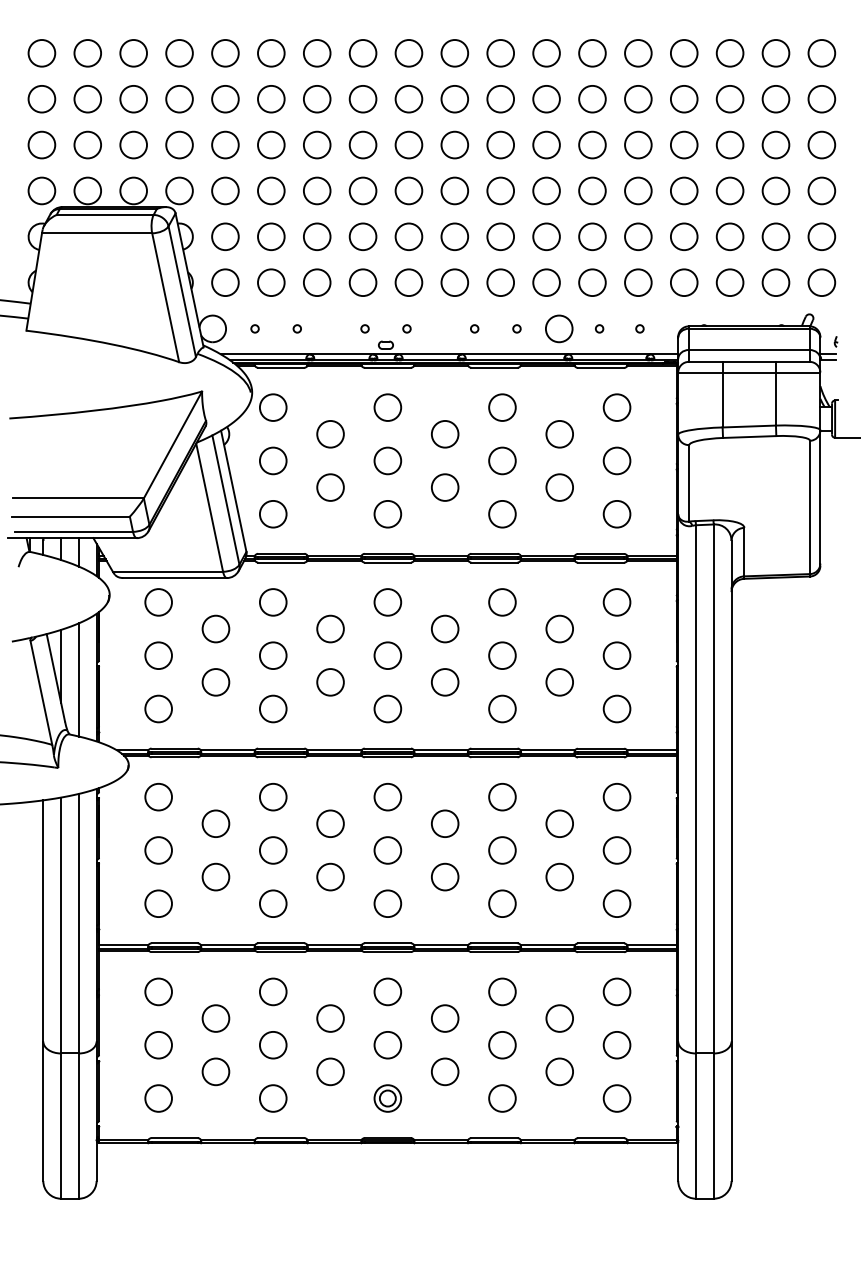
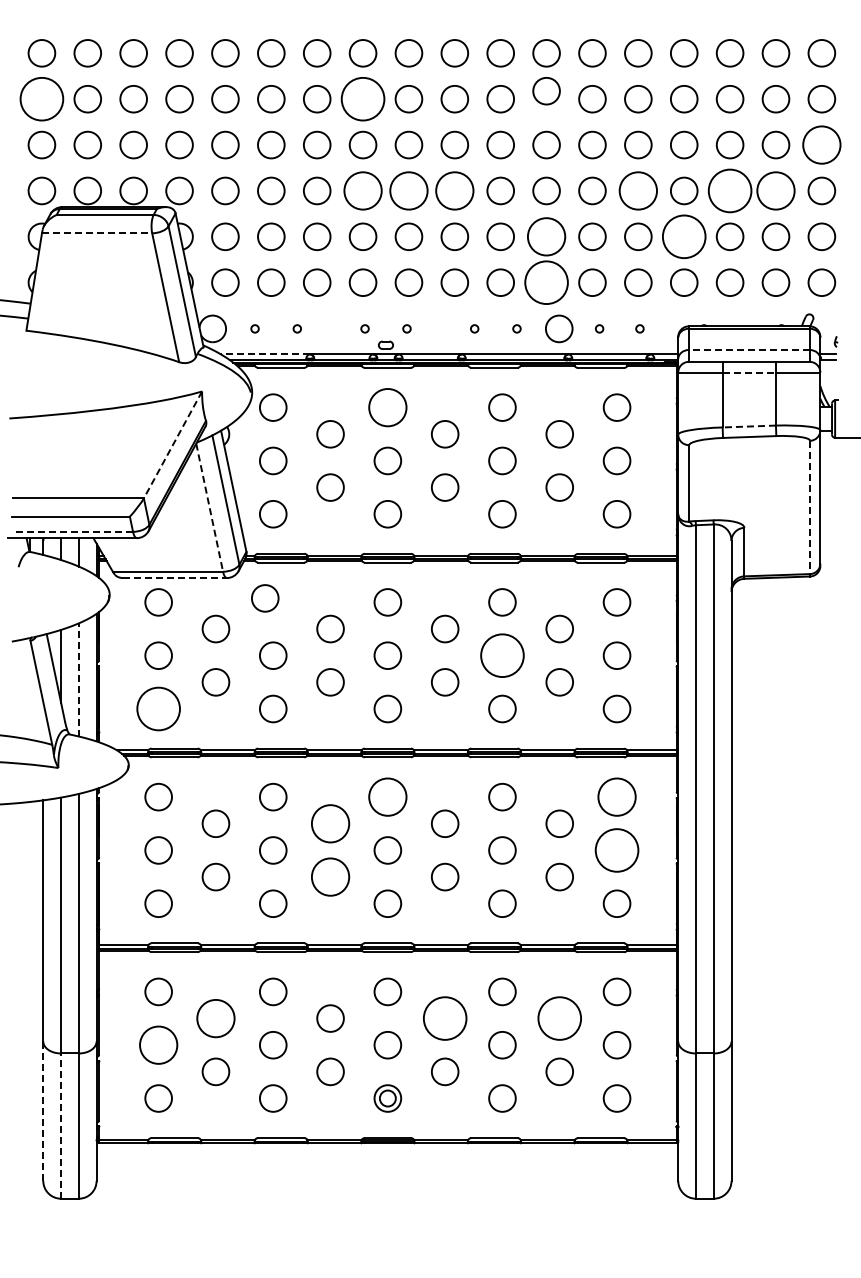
circle diameter: 27 px -> 43 px (41, 98)
circle diameter: 27 px -> 43 px (362, 98)
circle position: (546, 99) -> (546, 91) (546, 91)
circle diameter: 27 px -> 37 px (821, 144)
circle diameter: 27 px -> 37 px (362, 190)
circle diameter: 27 px -> 37 px (408, 190)
circle diameter: 27 px -> 37 px (454, 190)
circle diameter: 27 px -> 37 px (638, 190)
circle diameter: 27 px -> 43 px (729, 190)
circle diameter: 27 px -> 37 px (775, 190)
line: solid -> dashed (97, 233)
circle diameter: 27 px -> 37 px (546, 236)
circle diameter: 27 px -> 43 px (683, 236)
circle diameter: 27 px -> 43 px (546, 282)
line: solid -> dashed (748, 349)
line: solid -> dashed (264, 354)
line: solid -> dashed (749, 372)
circle diameter: 27 px -> 37 px (387, 407)
line: solid -> dashed (749, 426)
line: solid -> dashed (173, 444)
line: solid -> dashed (810, 507)
line: solid -> dashed (209, 508)
line: solid -> dashed (74, 531)
line: solid -> dashed (175, 578)
circle position: (273, 602) -> (265, 598) (265, 598)
circle diameter: 27 px -> 43 px (502, 655)
line: solid -> dashed (78, 679)
circle diameter: 27 px -> 43 px (158, 708)
circle diameter: 27 px -> 37 px (387, 796)
circle diameter: 27 px -> 37 px (616, 796)
circle diameter: 27 px -> 37 px (330, 823)
circle diameter: 27 px -> 43 px (616, 850)
circle diameter: 27 px -> 37 px (330, 876)
circle size: 30x29 px -> 40x40 px (215, 1018)
circle diameter: 27 px -> 43 px (444, 1018)
circle diameter: 27 px -> 43 px (559, 1018)
circle diameter: 27 px -> 37 px (158, 1044)
line: solid -> dashed (43, 1111)
line: solid -> dashed (61, 1126)
